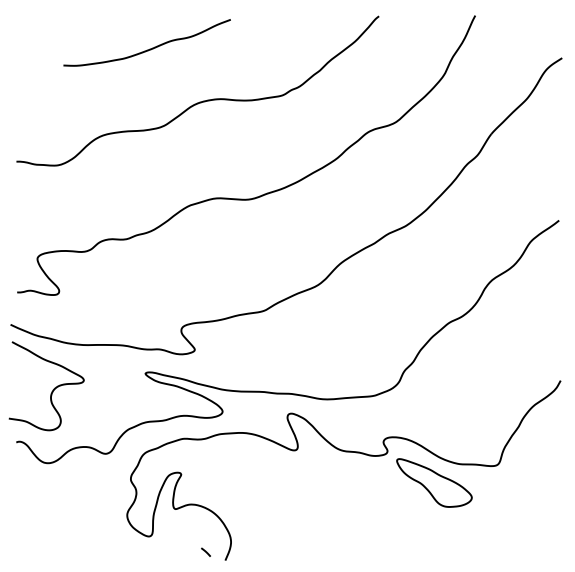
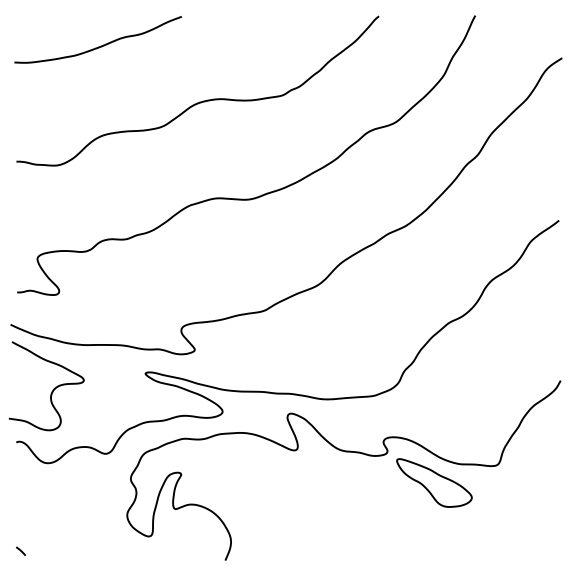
curve position: (149, 48) -> (100, 45) (100, 45)
curve position: (205, 551) -> (20, 550) (20, 550)
